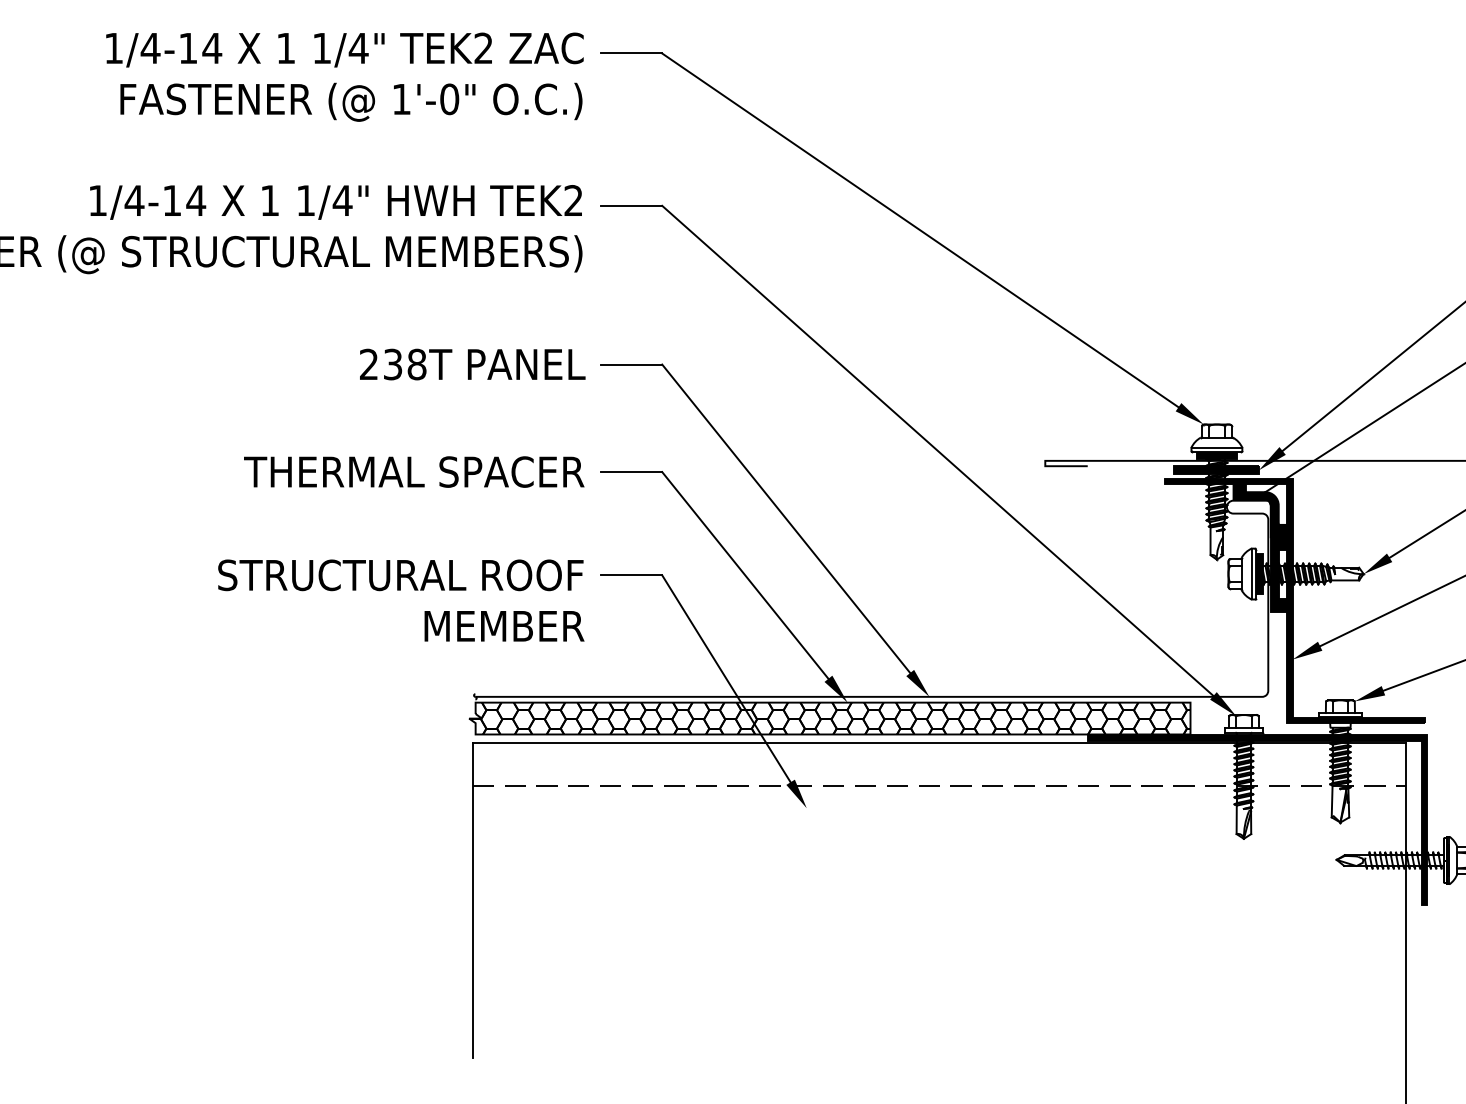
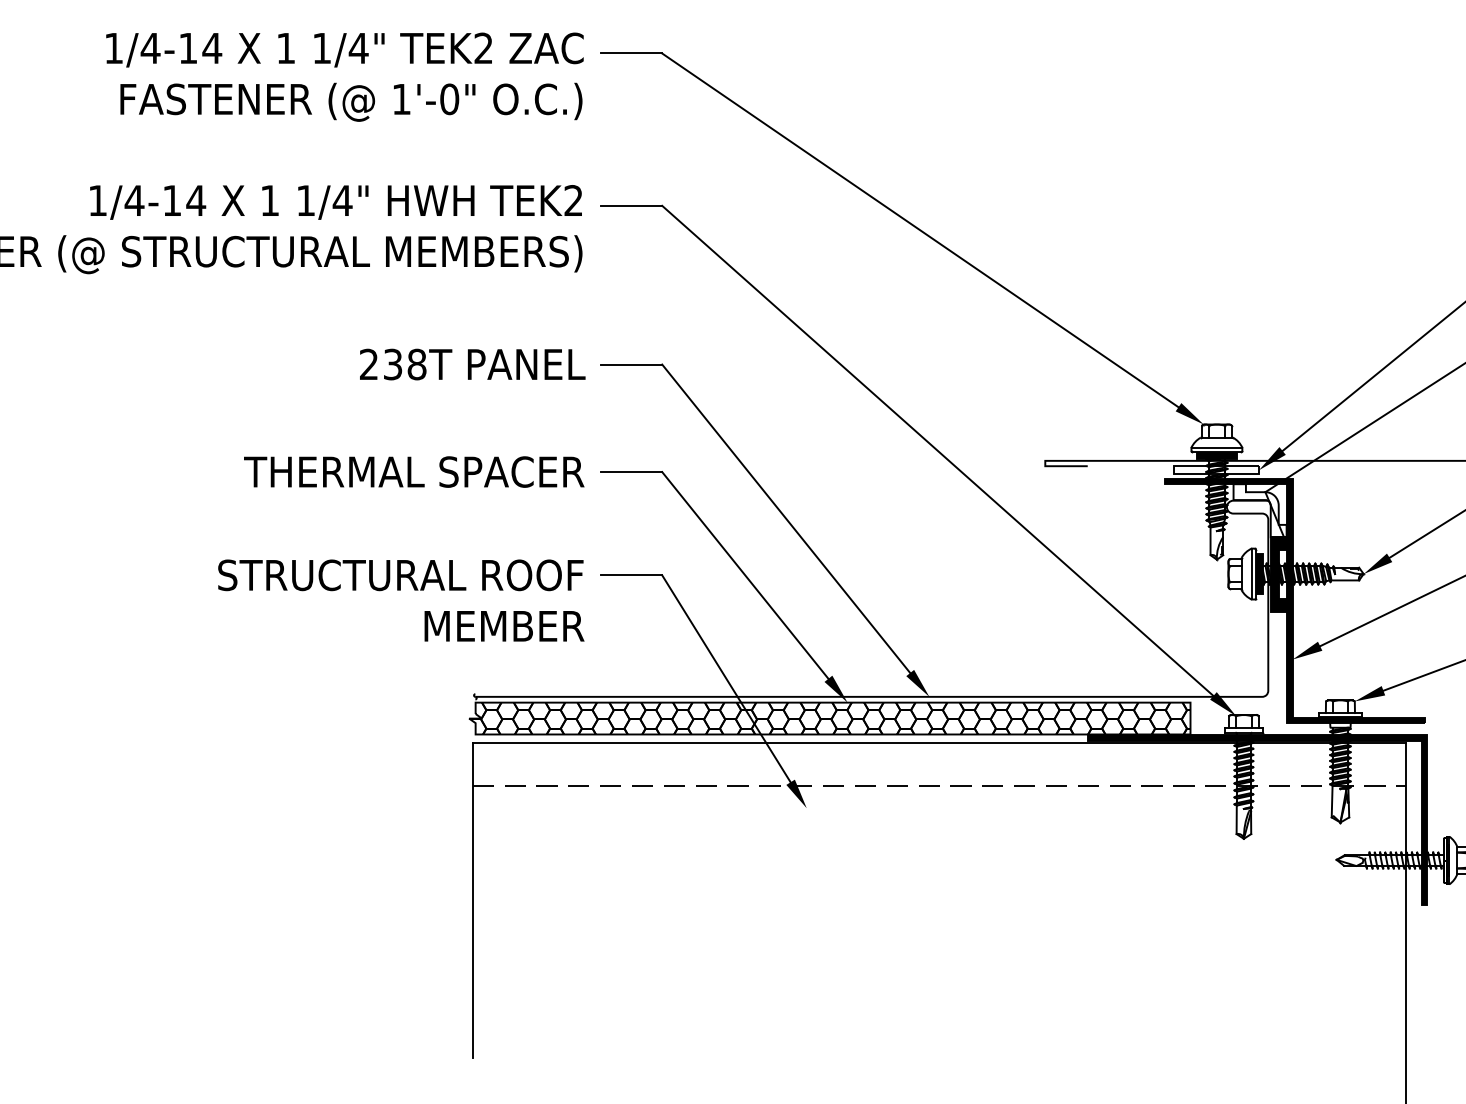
fill: present -> none (1216, 470)
fill: present -> none (1259, 510)
